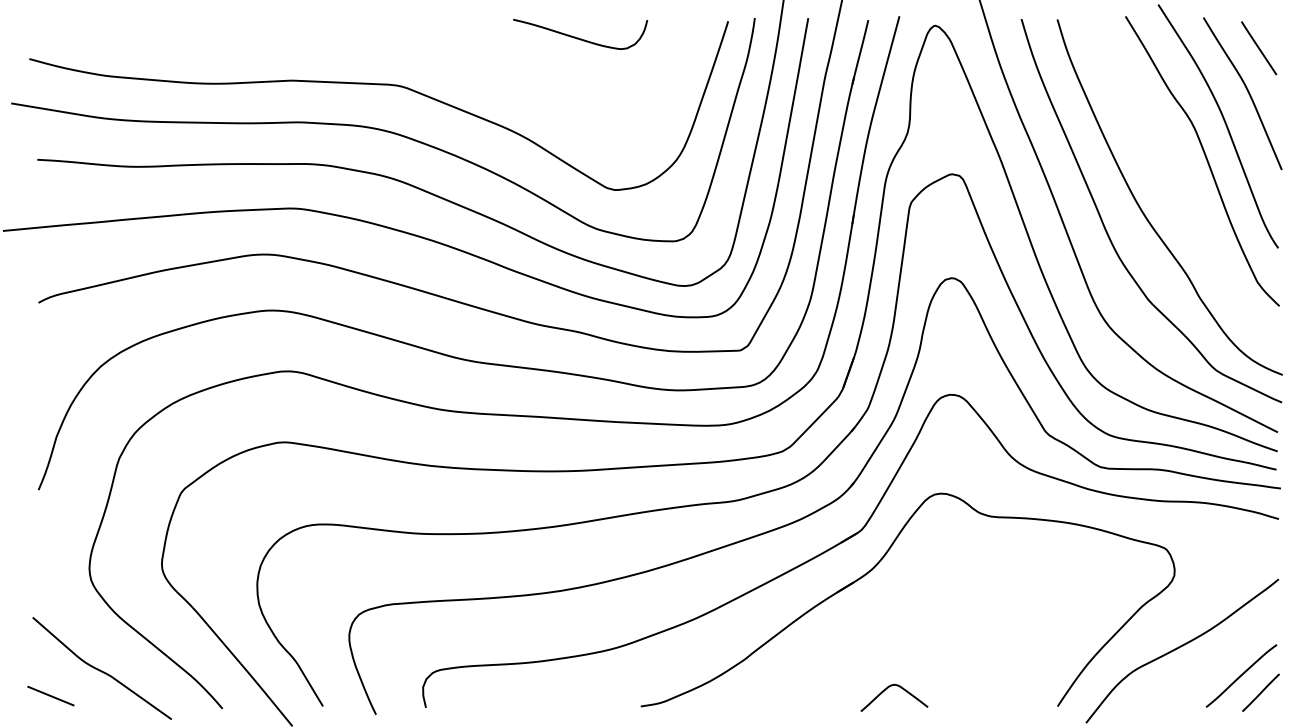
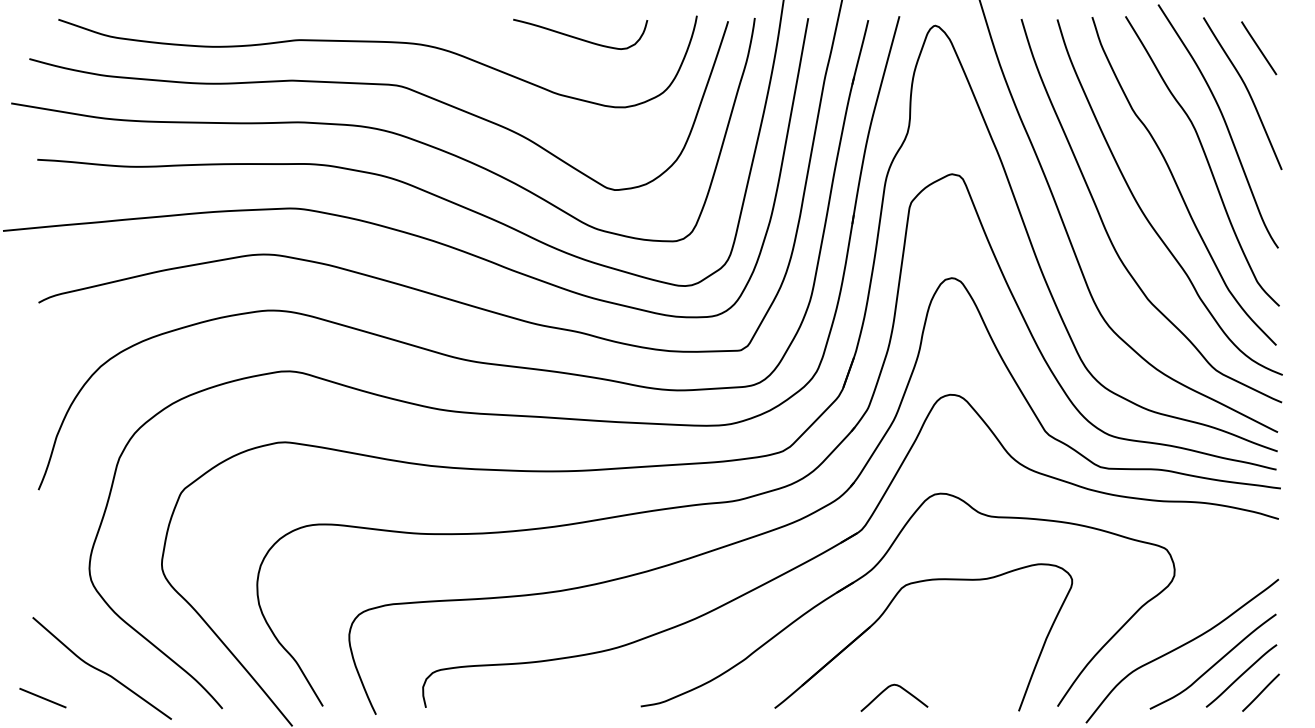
curve: none -> present (377, 42)
curve: none -> present (1177, 183)
part: none -> present (887, 609)
curve: none -> present (1214, 663)
line position: (50, 696) -> (42, 698) (42, 698)
